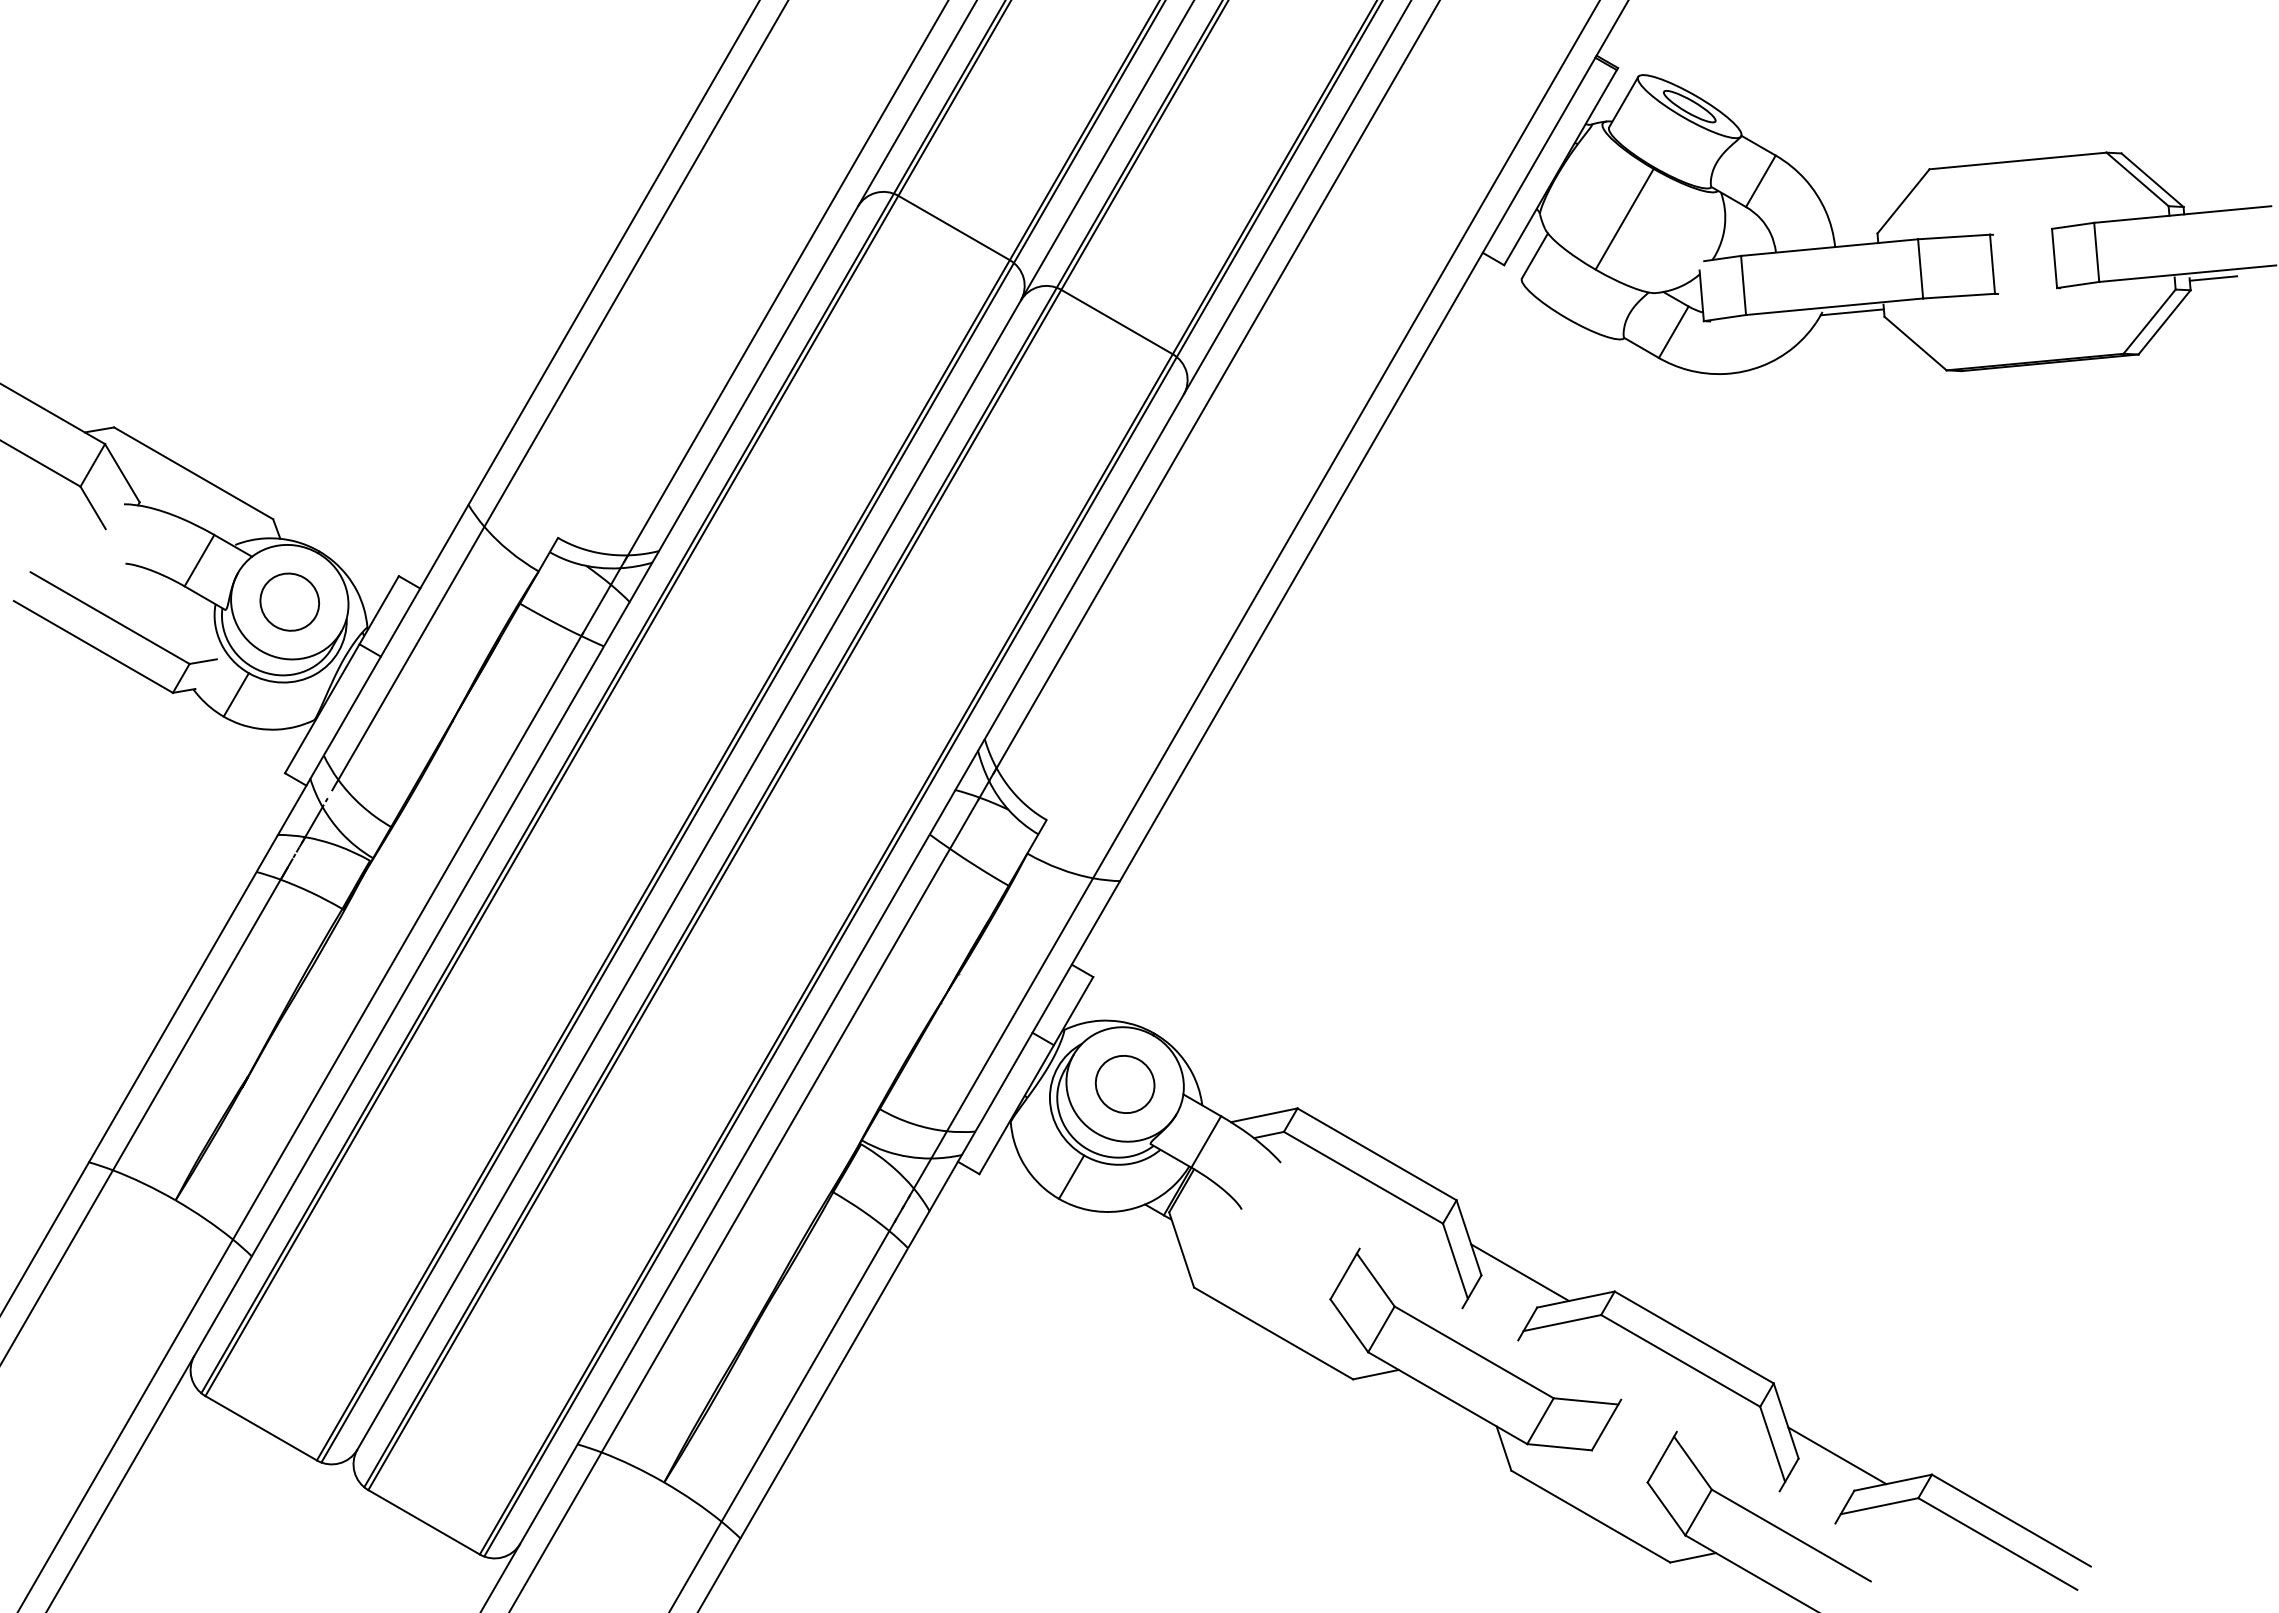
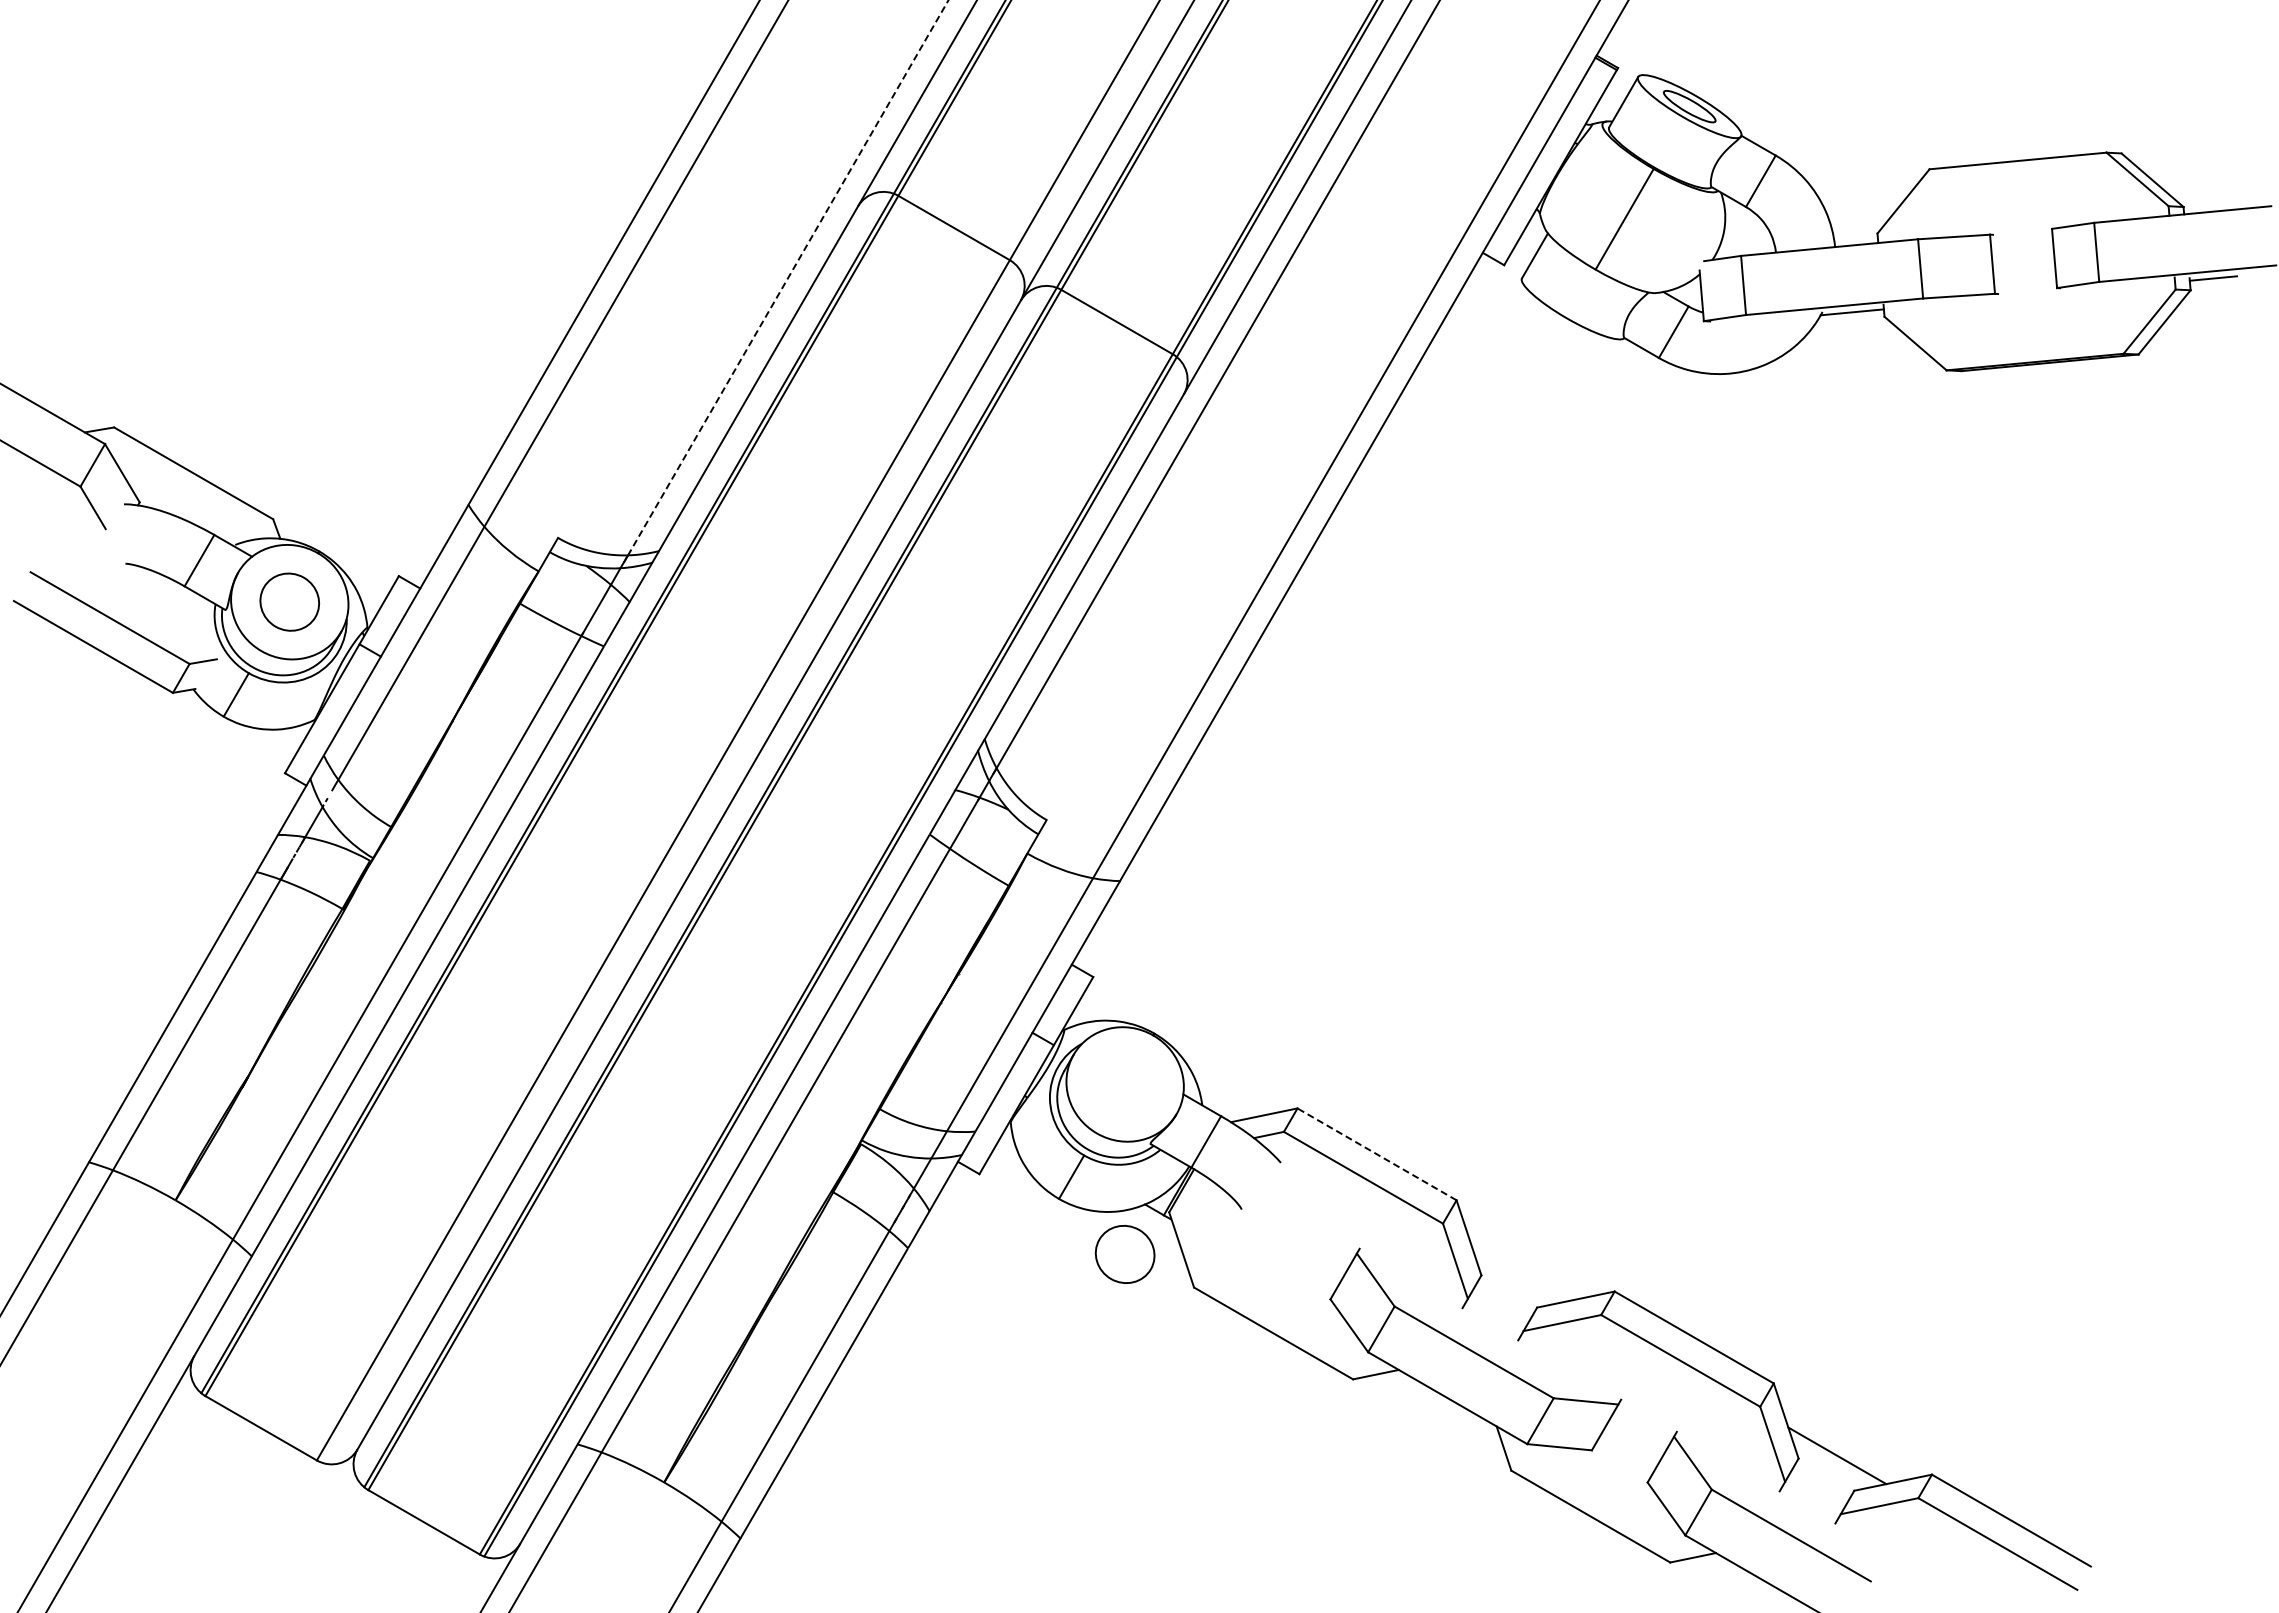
line: solid -> dashed (788, 278)
line: present -> none (742, 732)
part position: (1124, 1084) -> (1124, 1254) (1124, 1254)
line: solid -> dashed (1377, 1154)
line: present -> none (1520, 1272)
